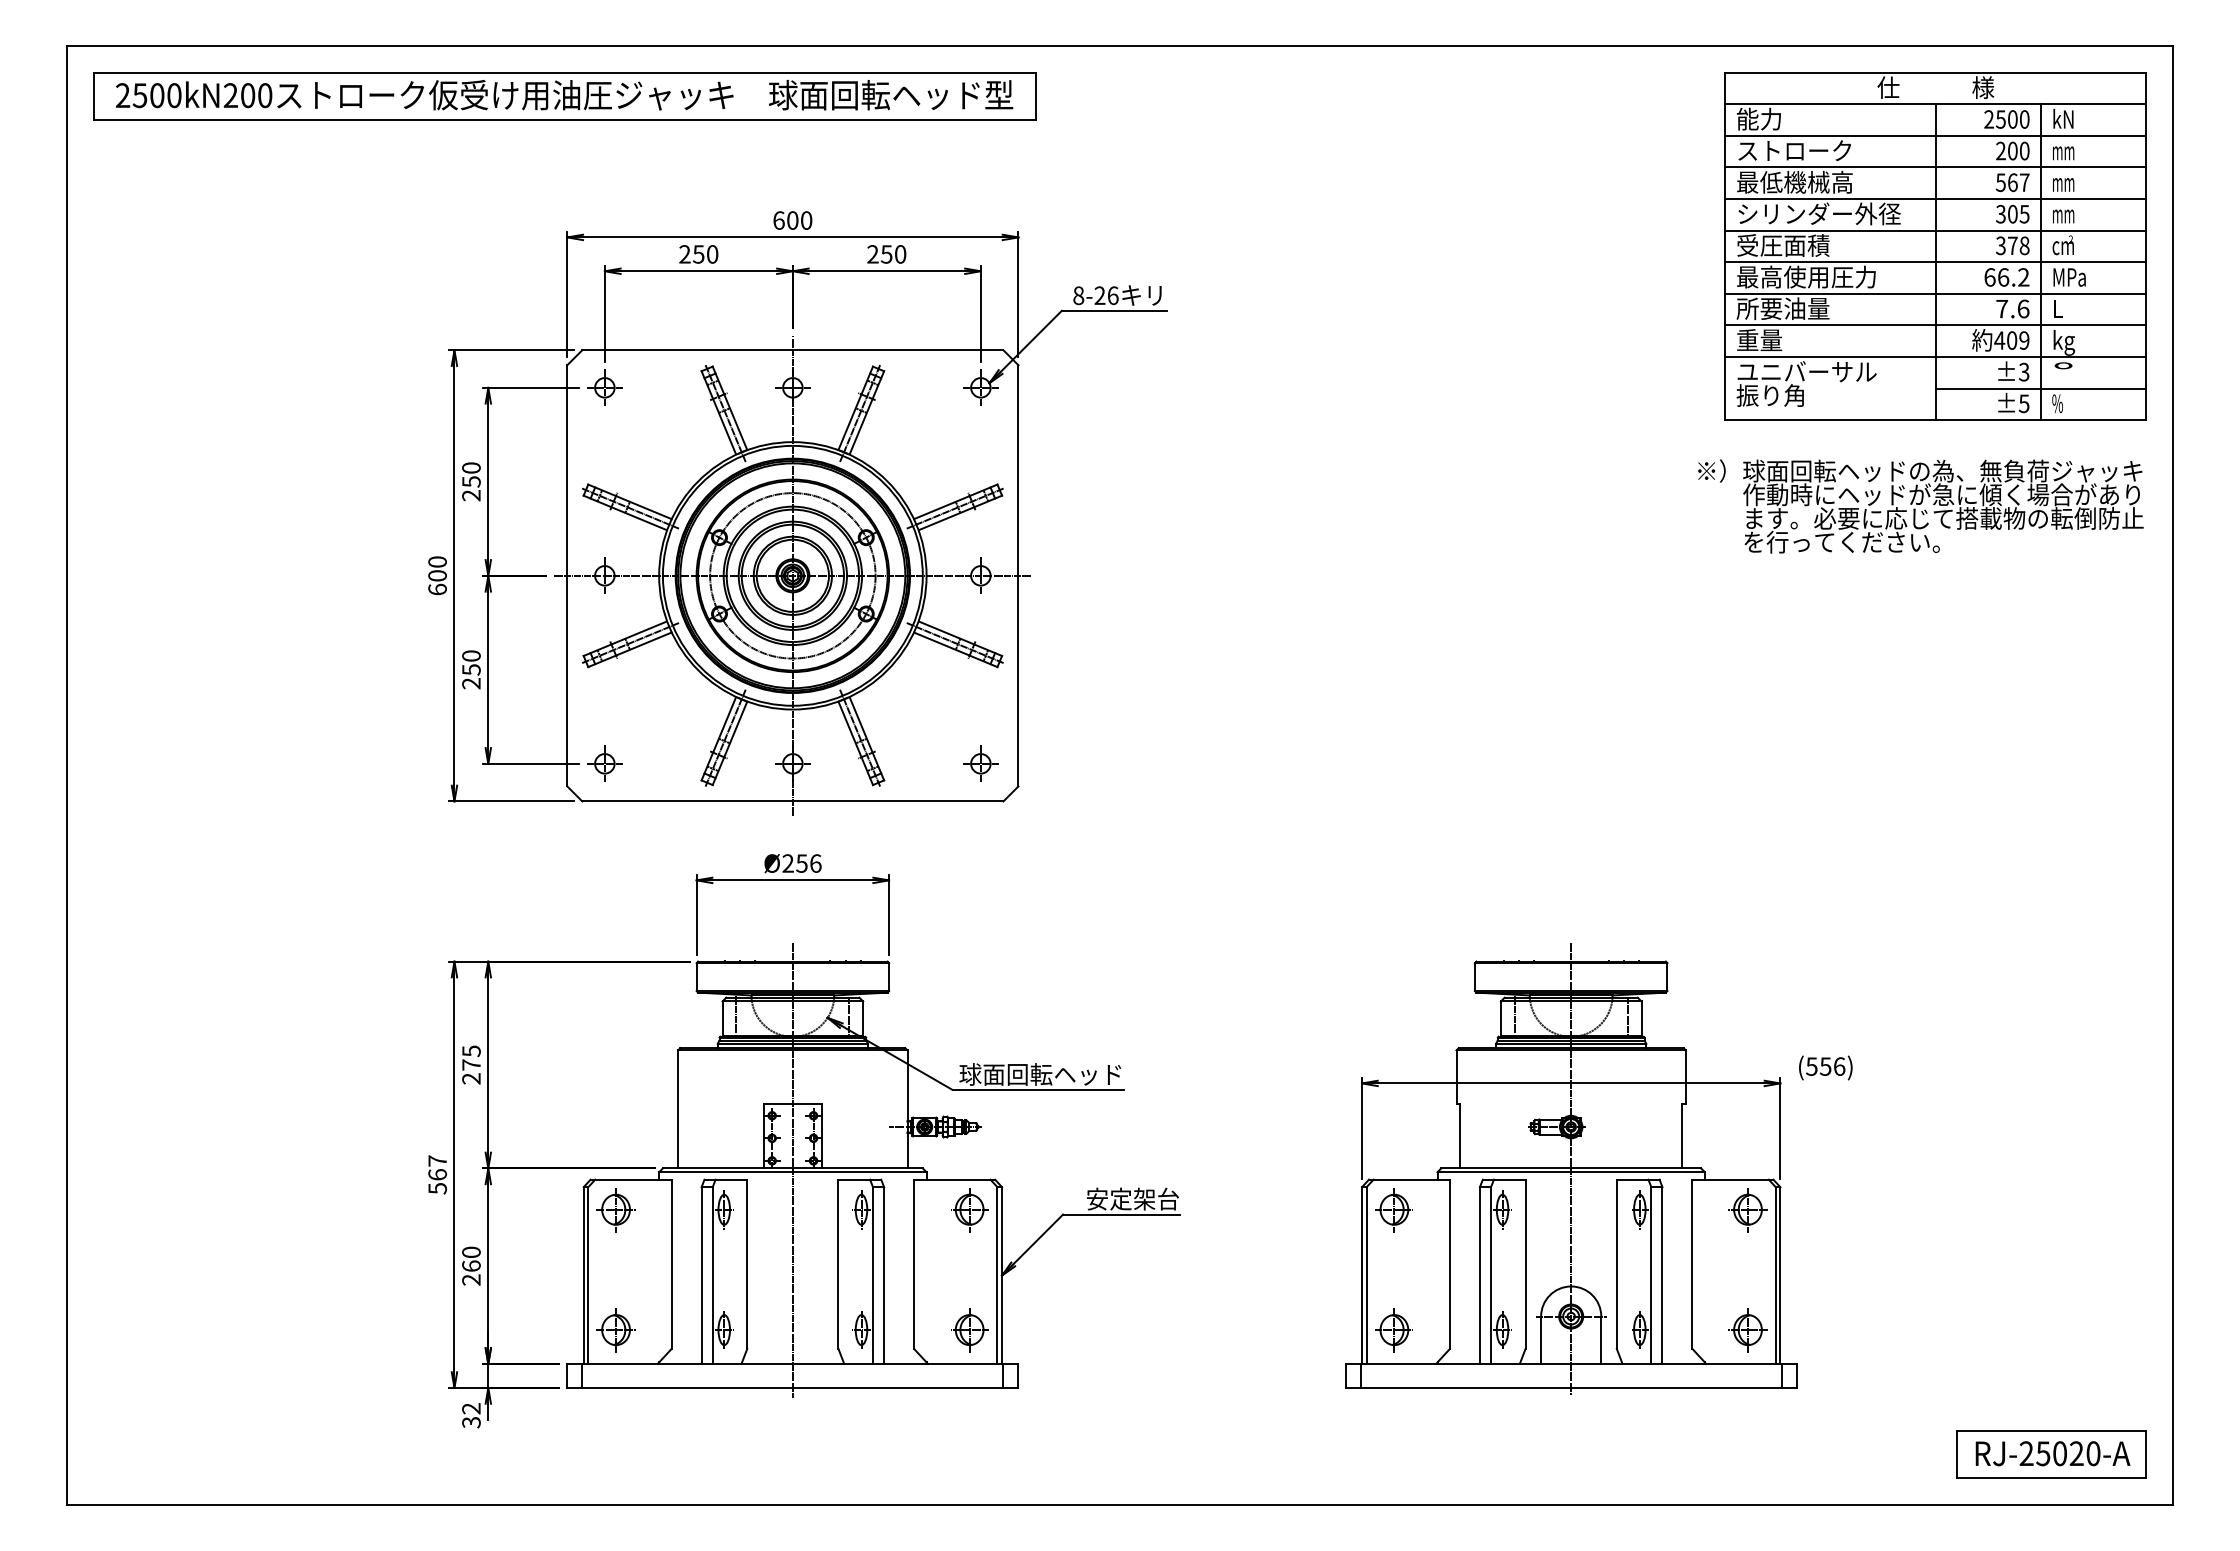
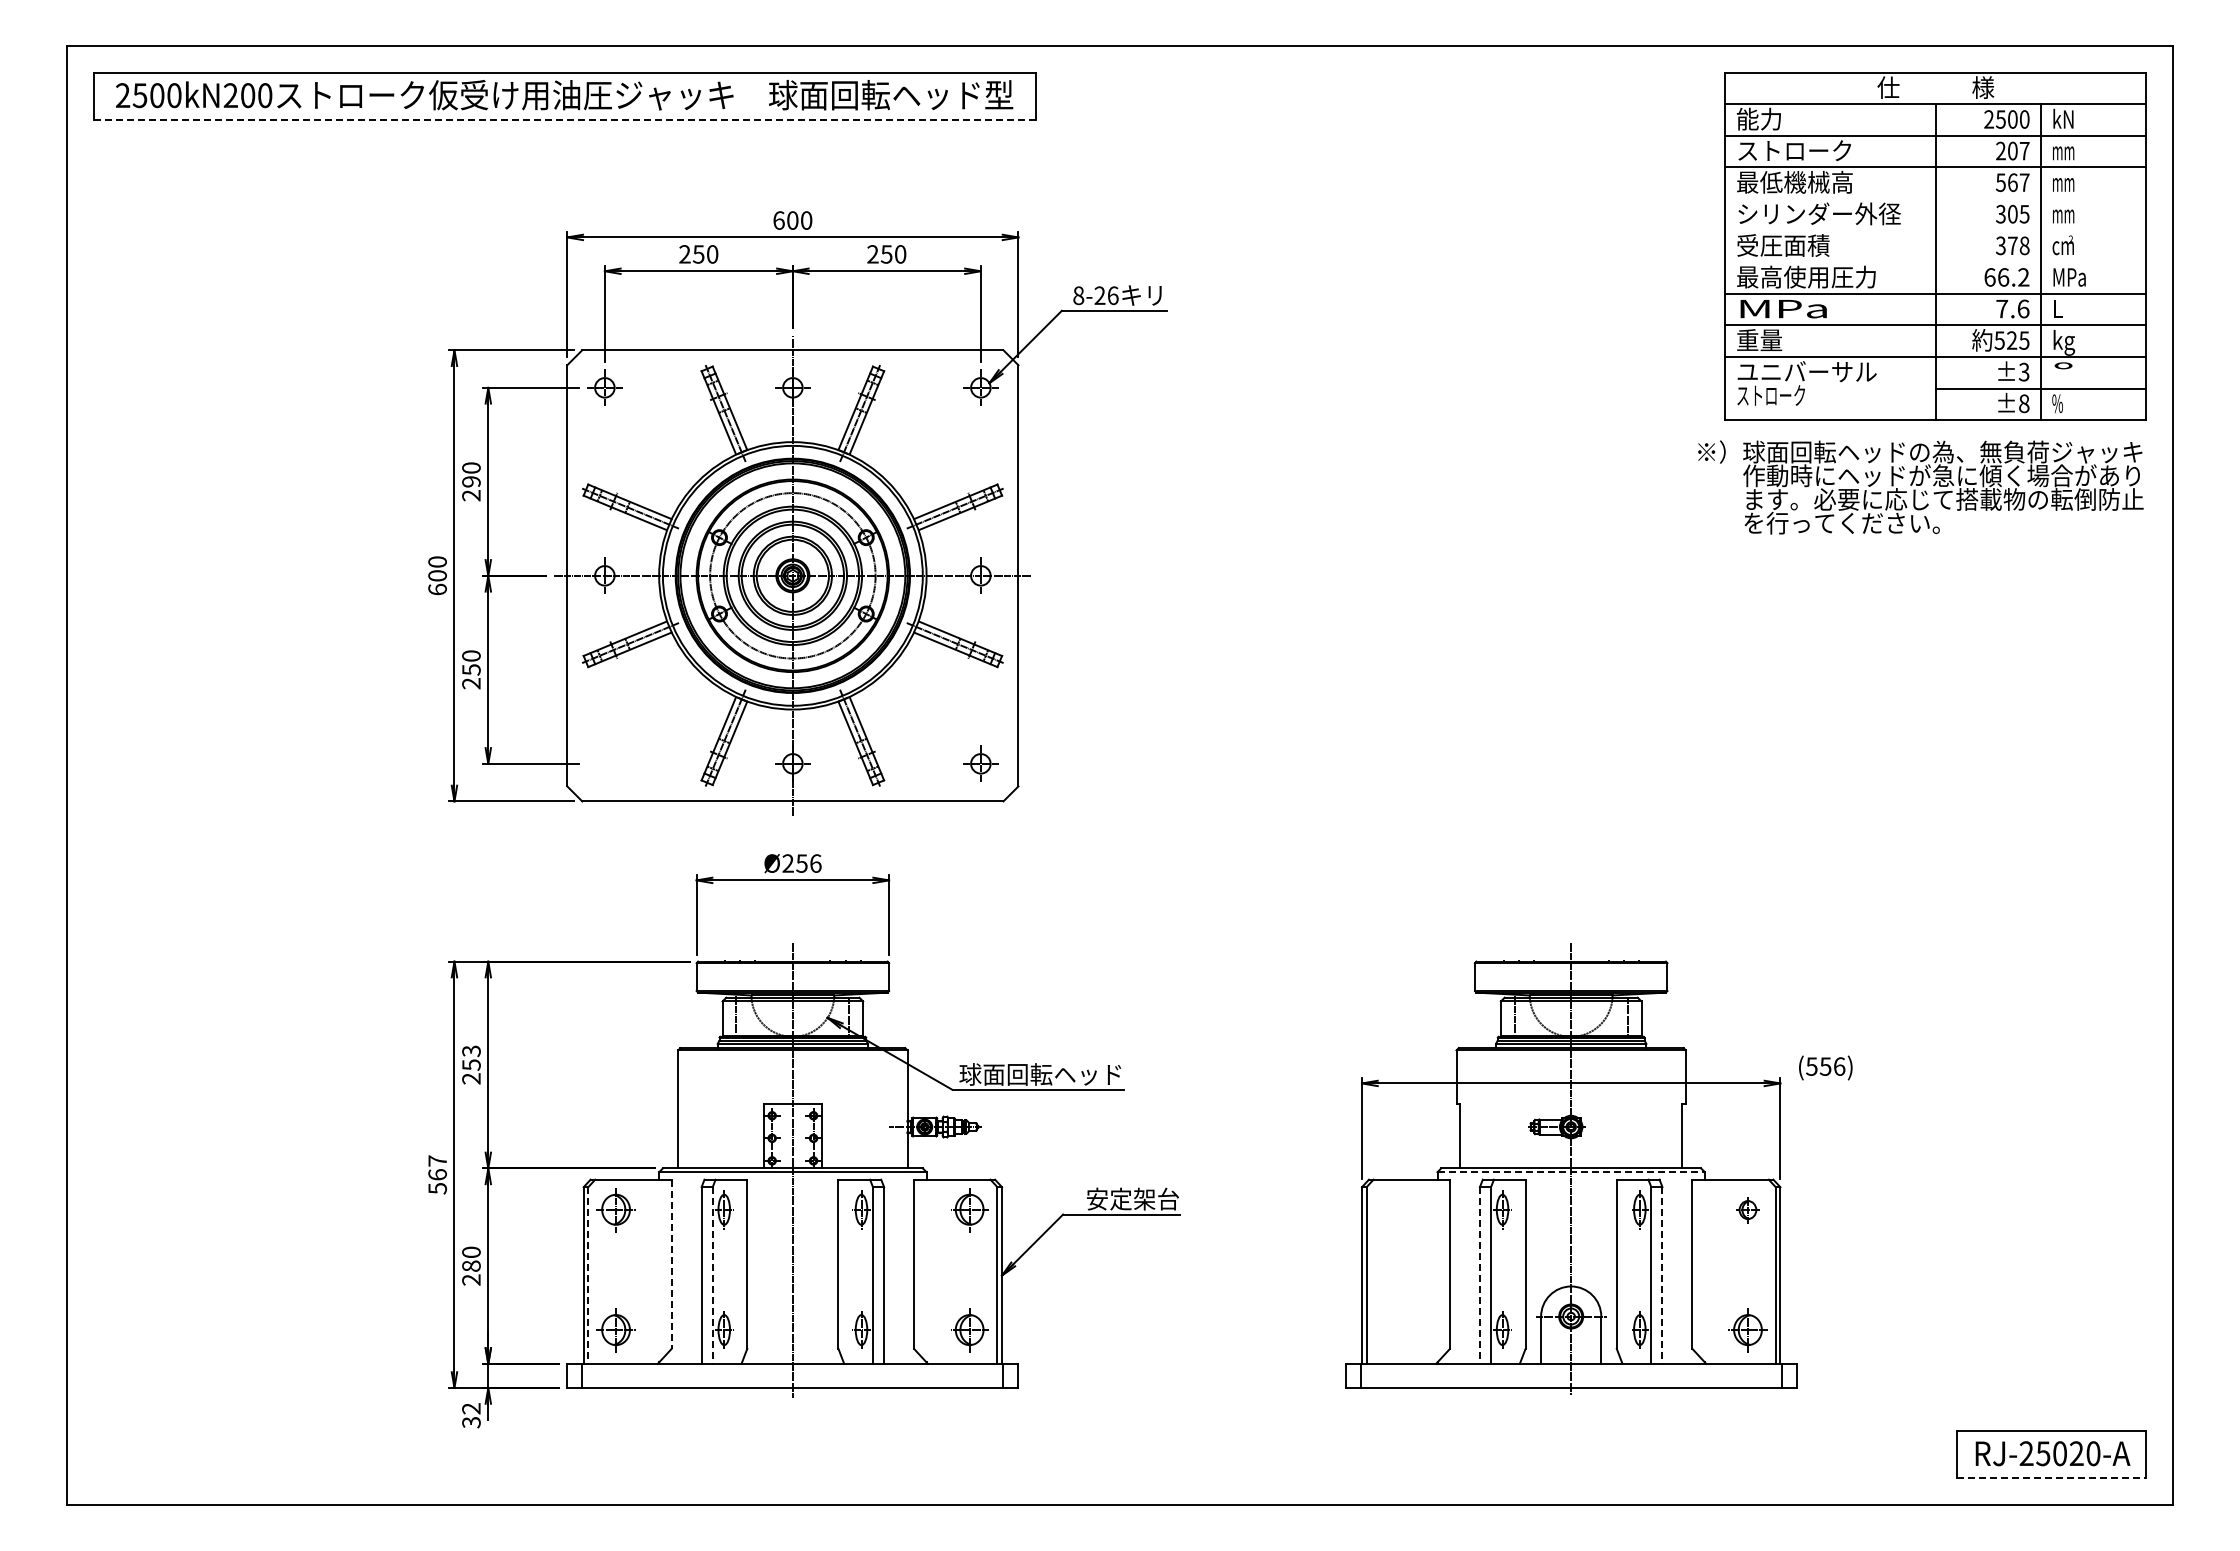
line: solid -> dashed (565, 120)
text: 200 -> 207 (2024, 150)
line: present -> none (1935, 199)
line: present -> none (1935, 230)
line: present -> none (1935, 262)
text: 所要油量 -> MPa (1782, 308)
text: 409 -> 525 (2011, 340)
text: 振り角 -> ストローク (1770, 395)
text: ±5 -> ±8 (2023, 403)
text: 250 -> 290 (471, 481)
text position: (1920, 506) -> (1920, 487) (1920, 487)
part: present -> none (604, 763)
text: 275 -> 253 (471, 1057)
line: solid -> dashed (1571, 1172)
part: present -> none (1393, 1210)
part size: 40x45 px -> 24x27 px (1747, 1210)
line: solid -> dashed (671, 1264)
text: 260 -> 280 (471, 1265)
line: solid -> dashed (588, 1276)
line: solid -> dashed (712, 1276)
line: solid -> dashed (1479, 1276)
line: solid -> dashed (1662, 1276)
part: present -> none (1393, 1330)
line: solid -> dashed (2051, 1478)
